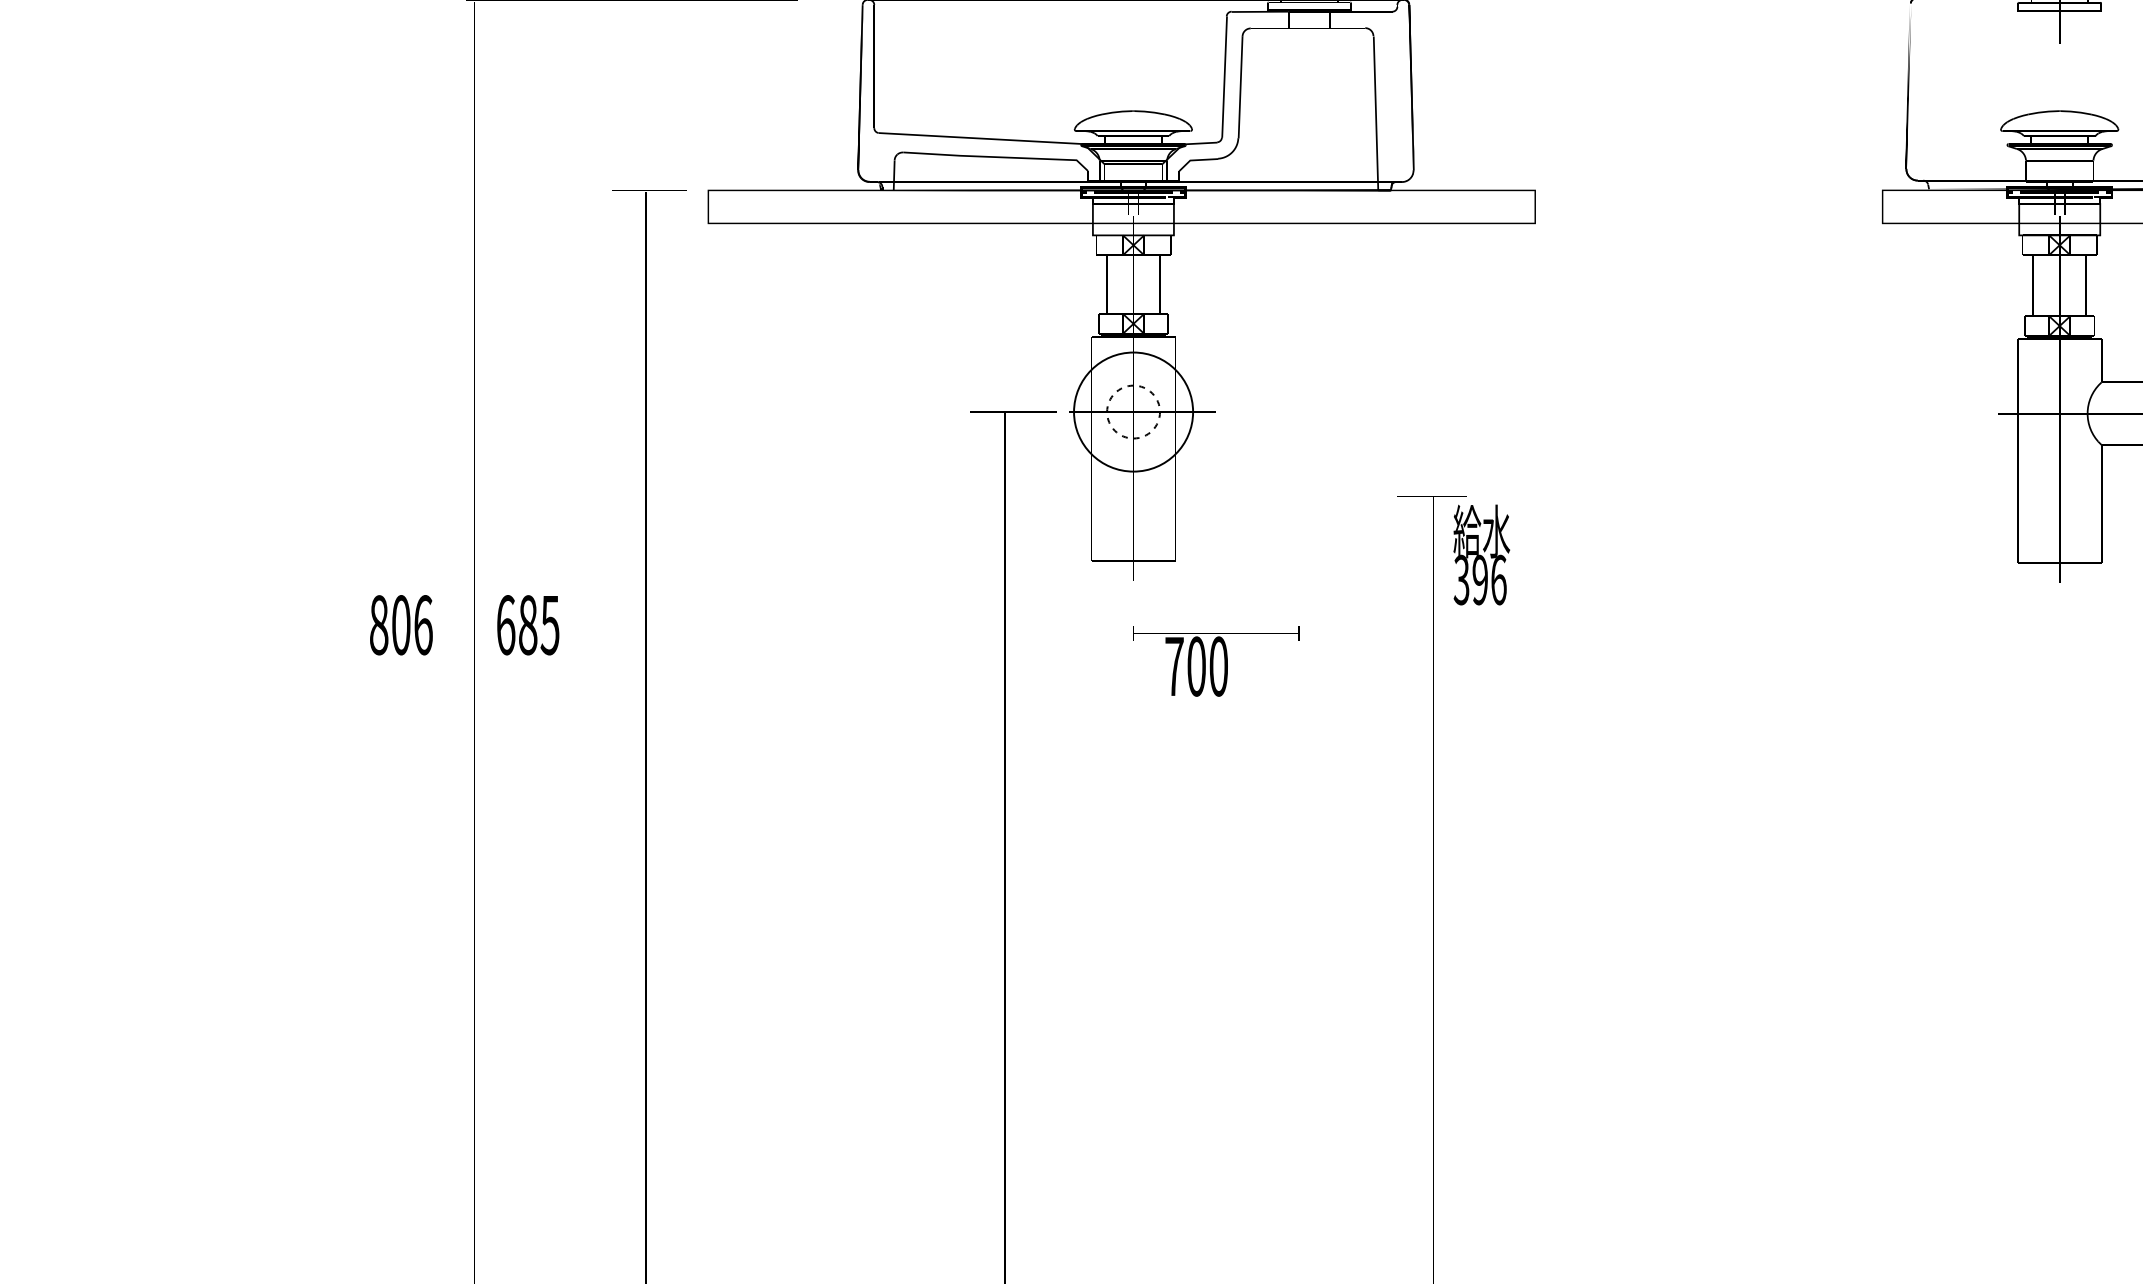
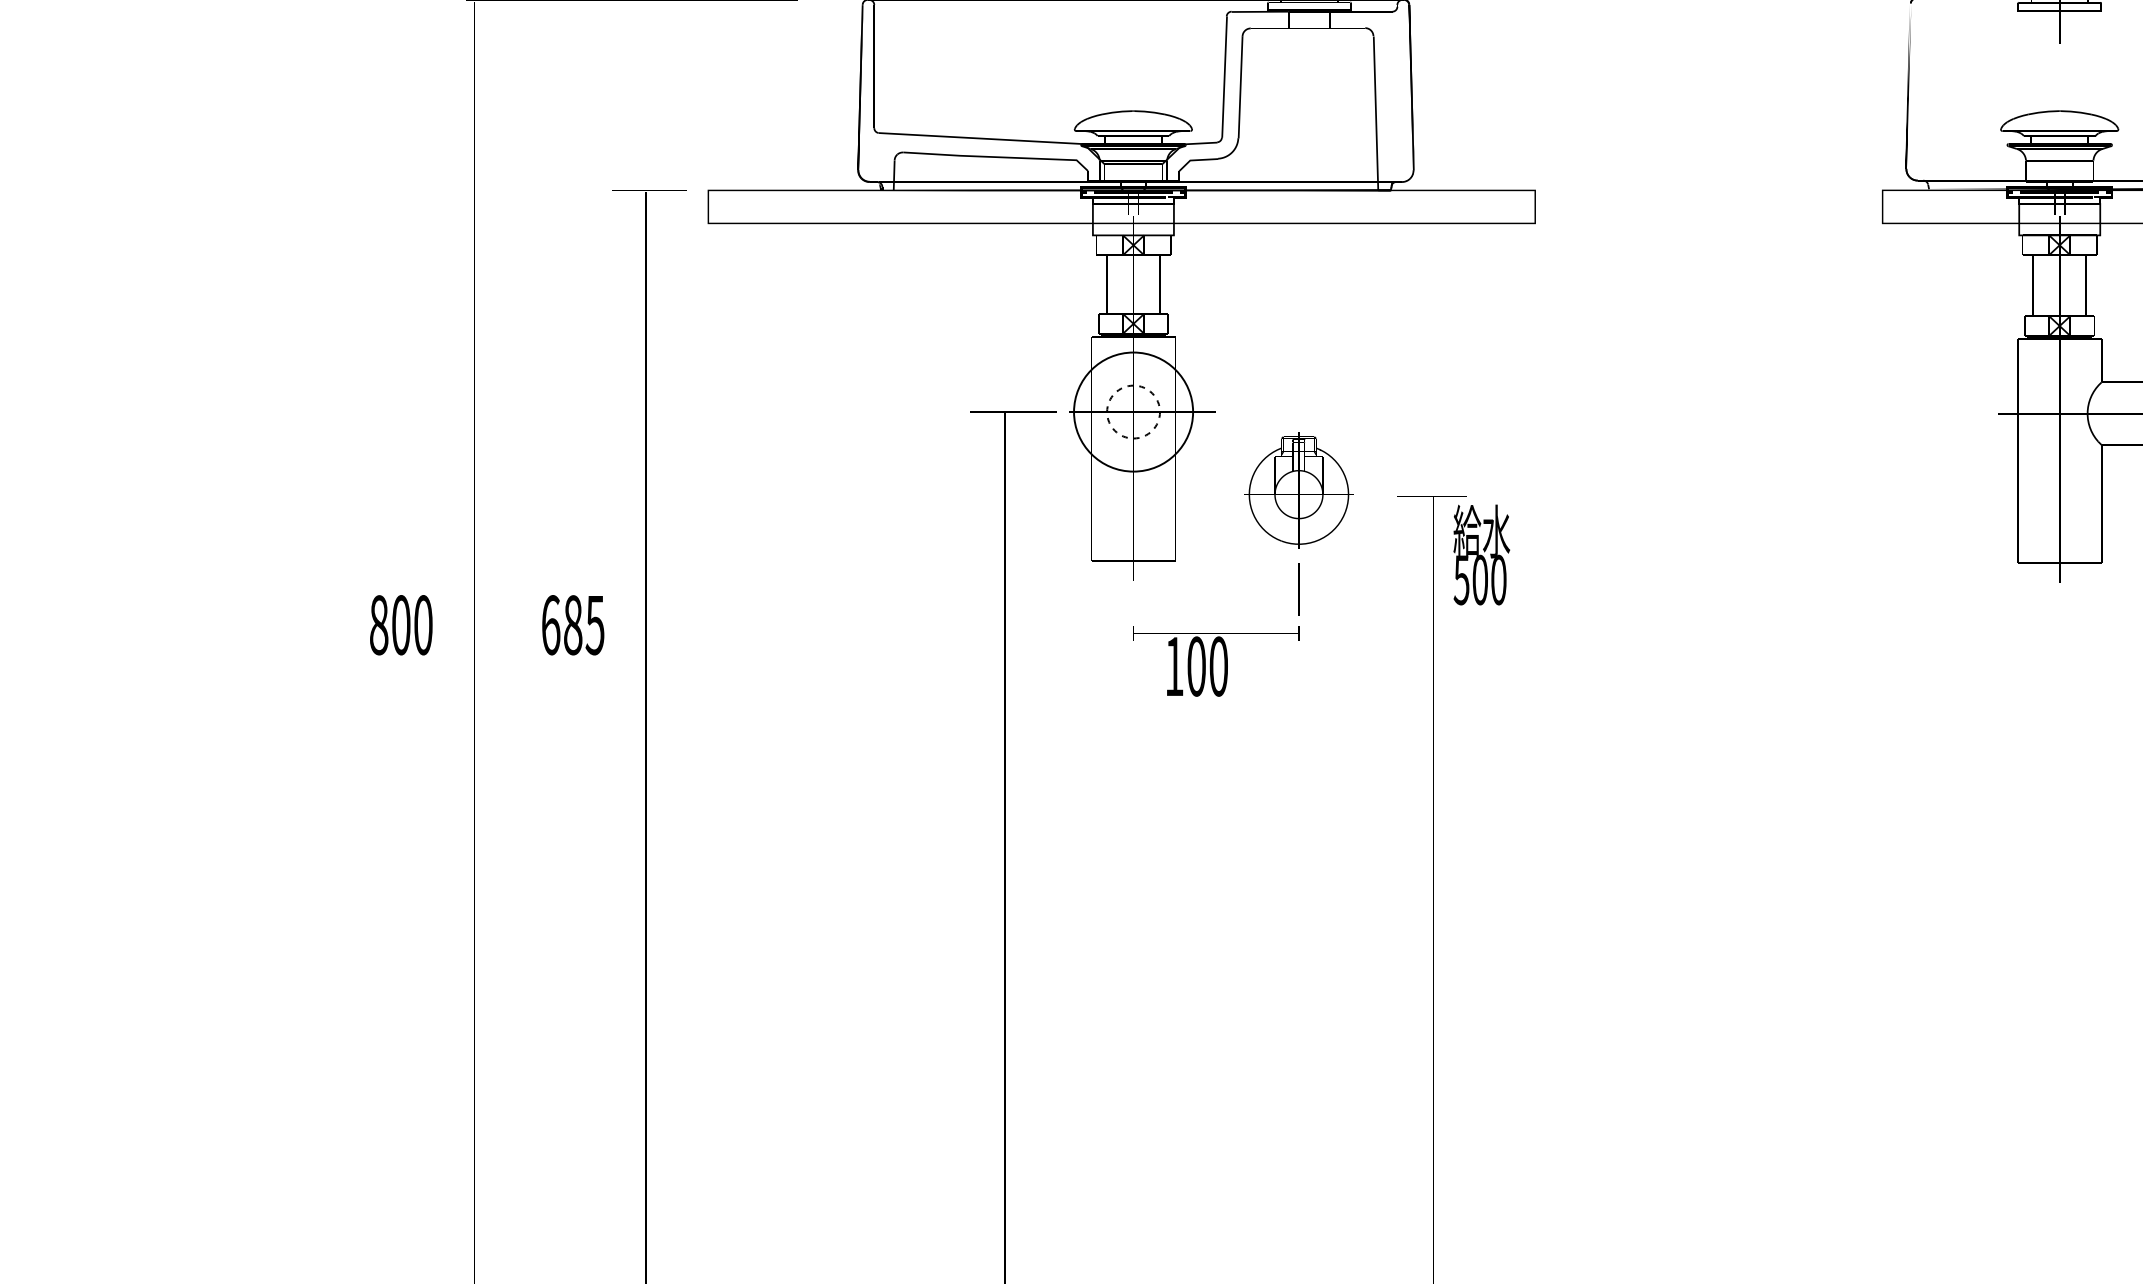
part: none -> present (1298, 523)
text: 396 -> 500 (1479, 579)
text: 806 -> 800 (423, 625)
text position: (528, 625) -> (573, 625) (573, 625)
text: 700 -> 100 (1174, 666)
